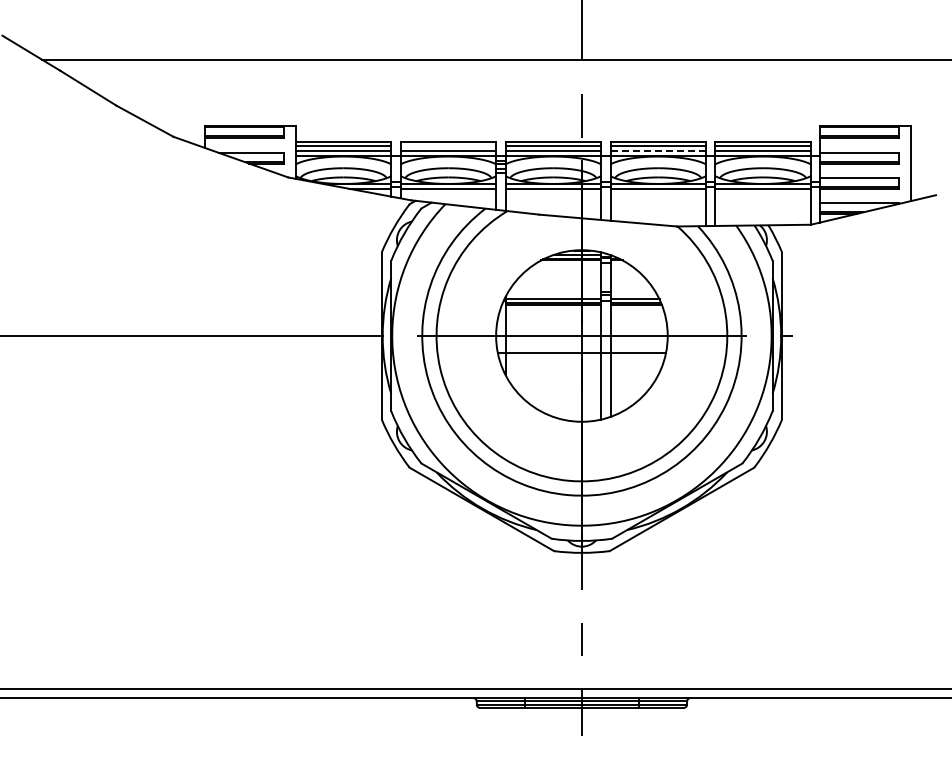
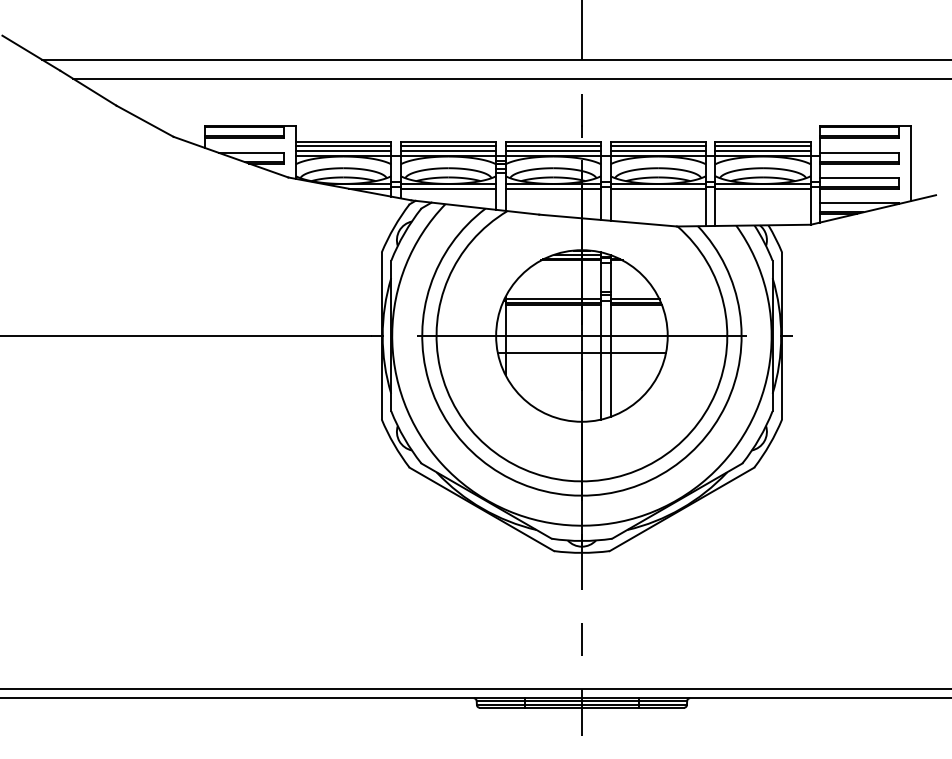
line: none -> present (510, 78)
line: none -> present (448, 146)
line: dashed -> solid (658, 151)
